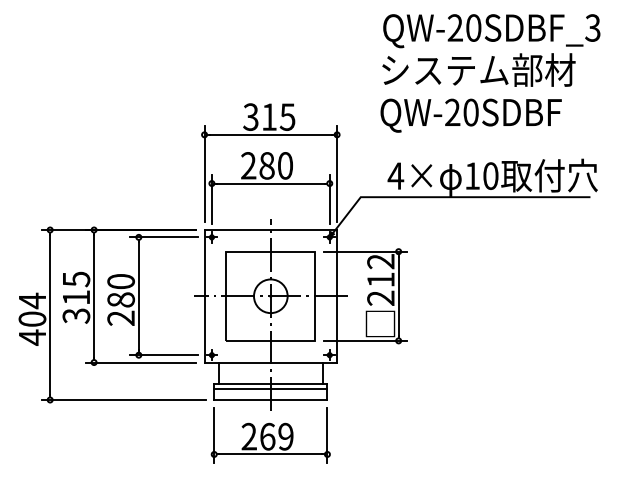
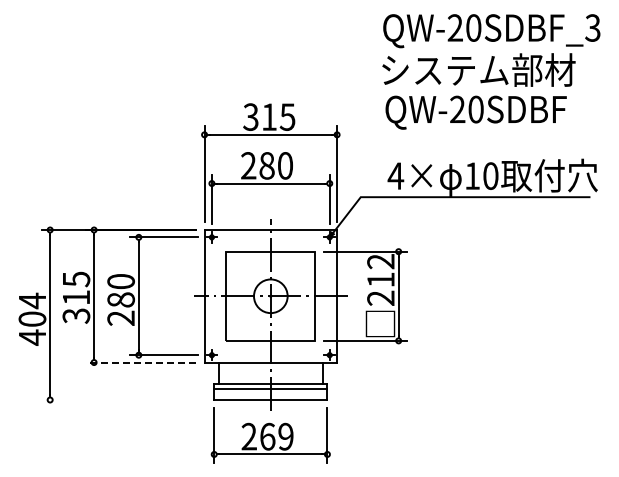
text position: (470, 115) -> (475, 112) (475, 112)
line: solid -> dashed (140, 362)
line: present -> none (123, 400)
